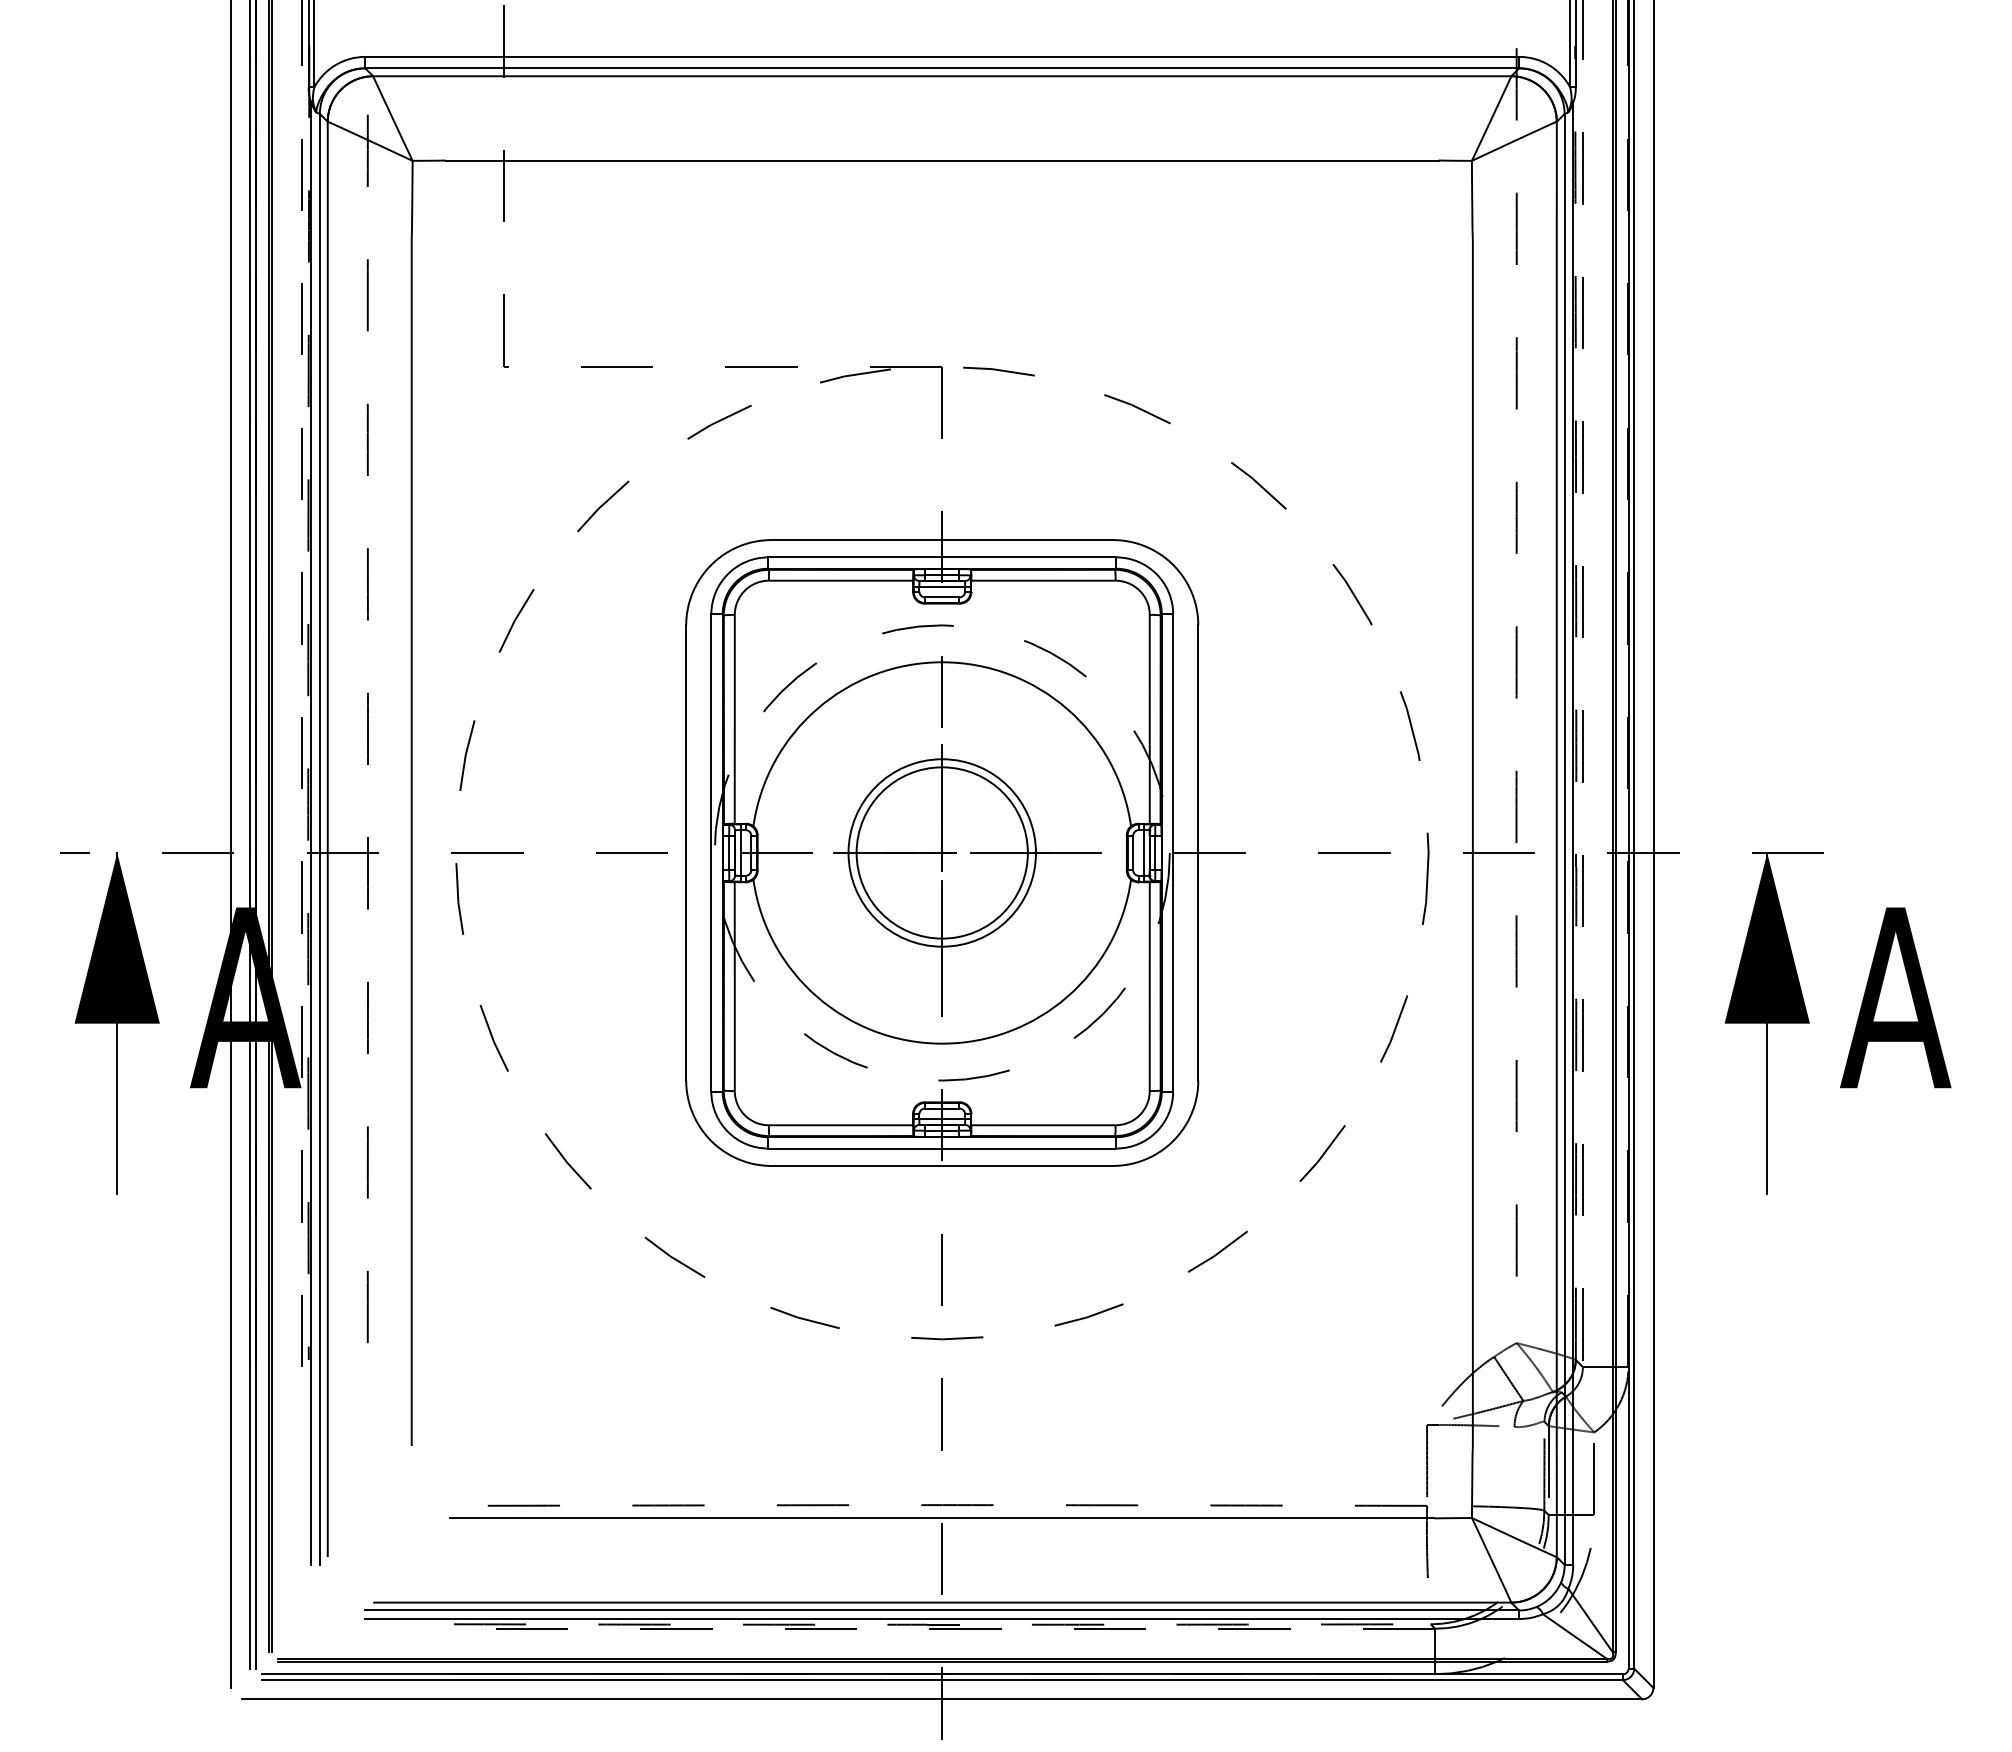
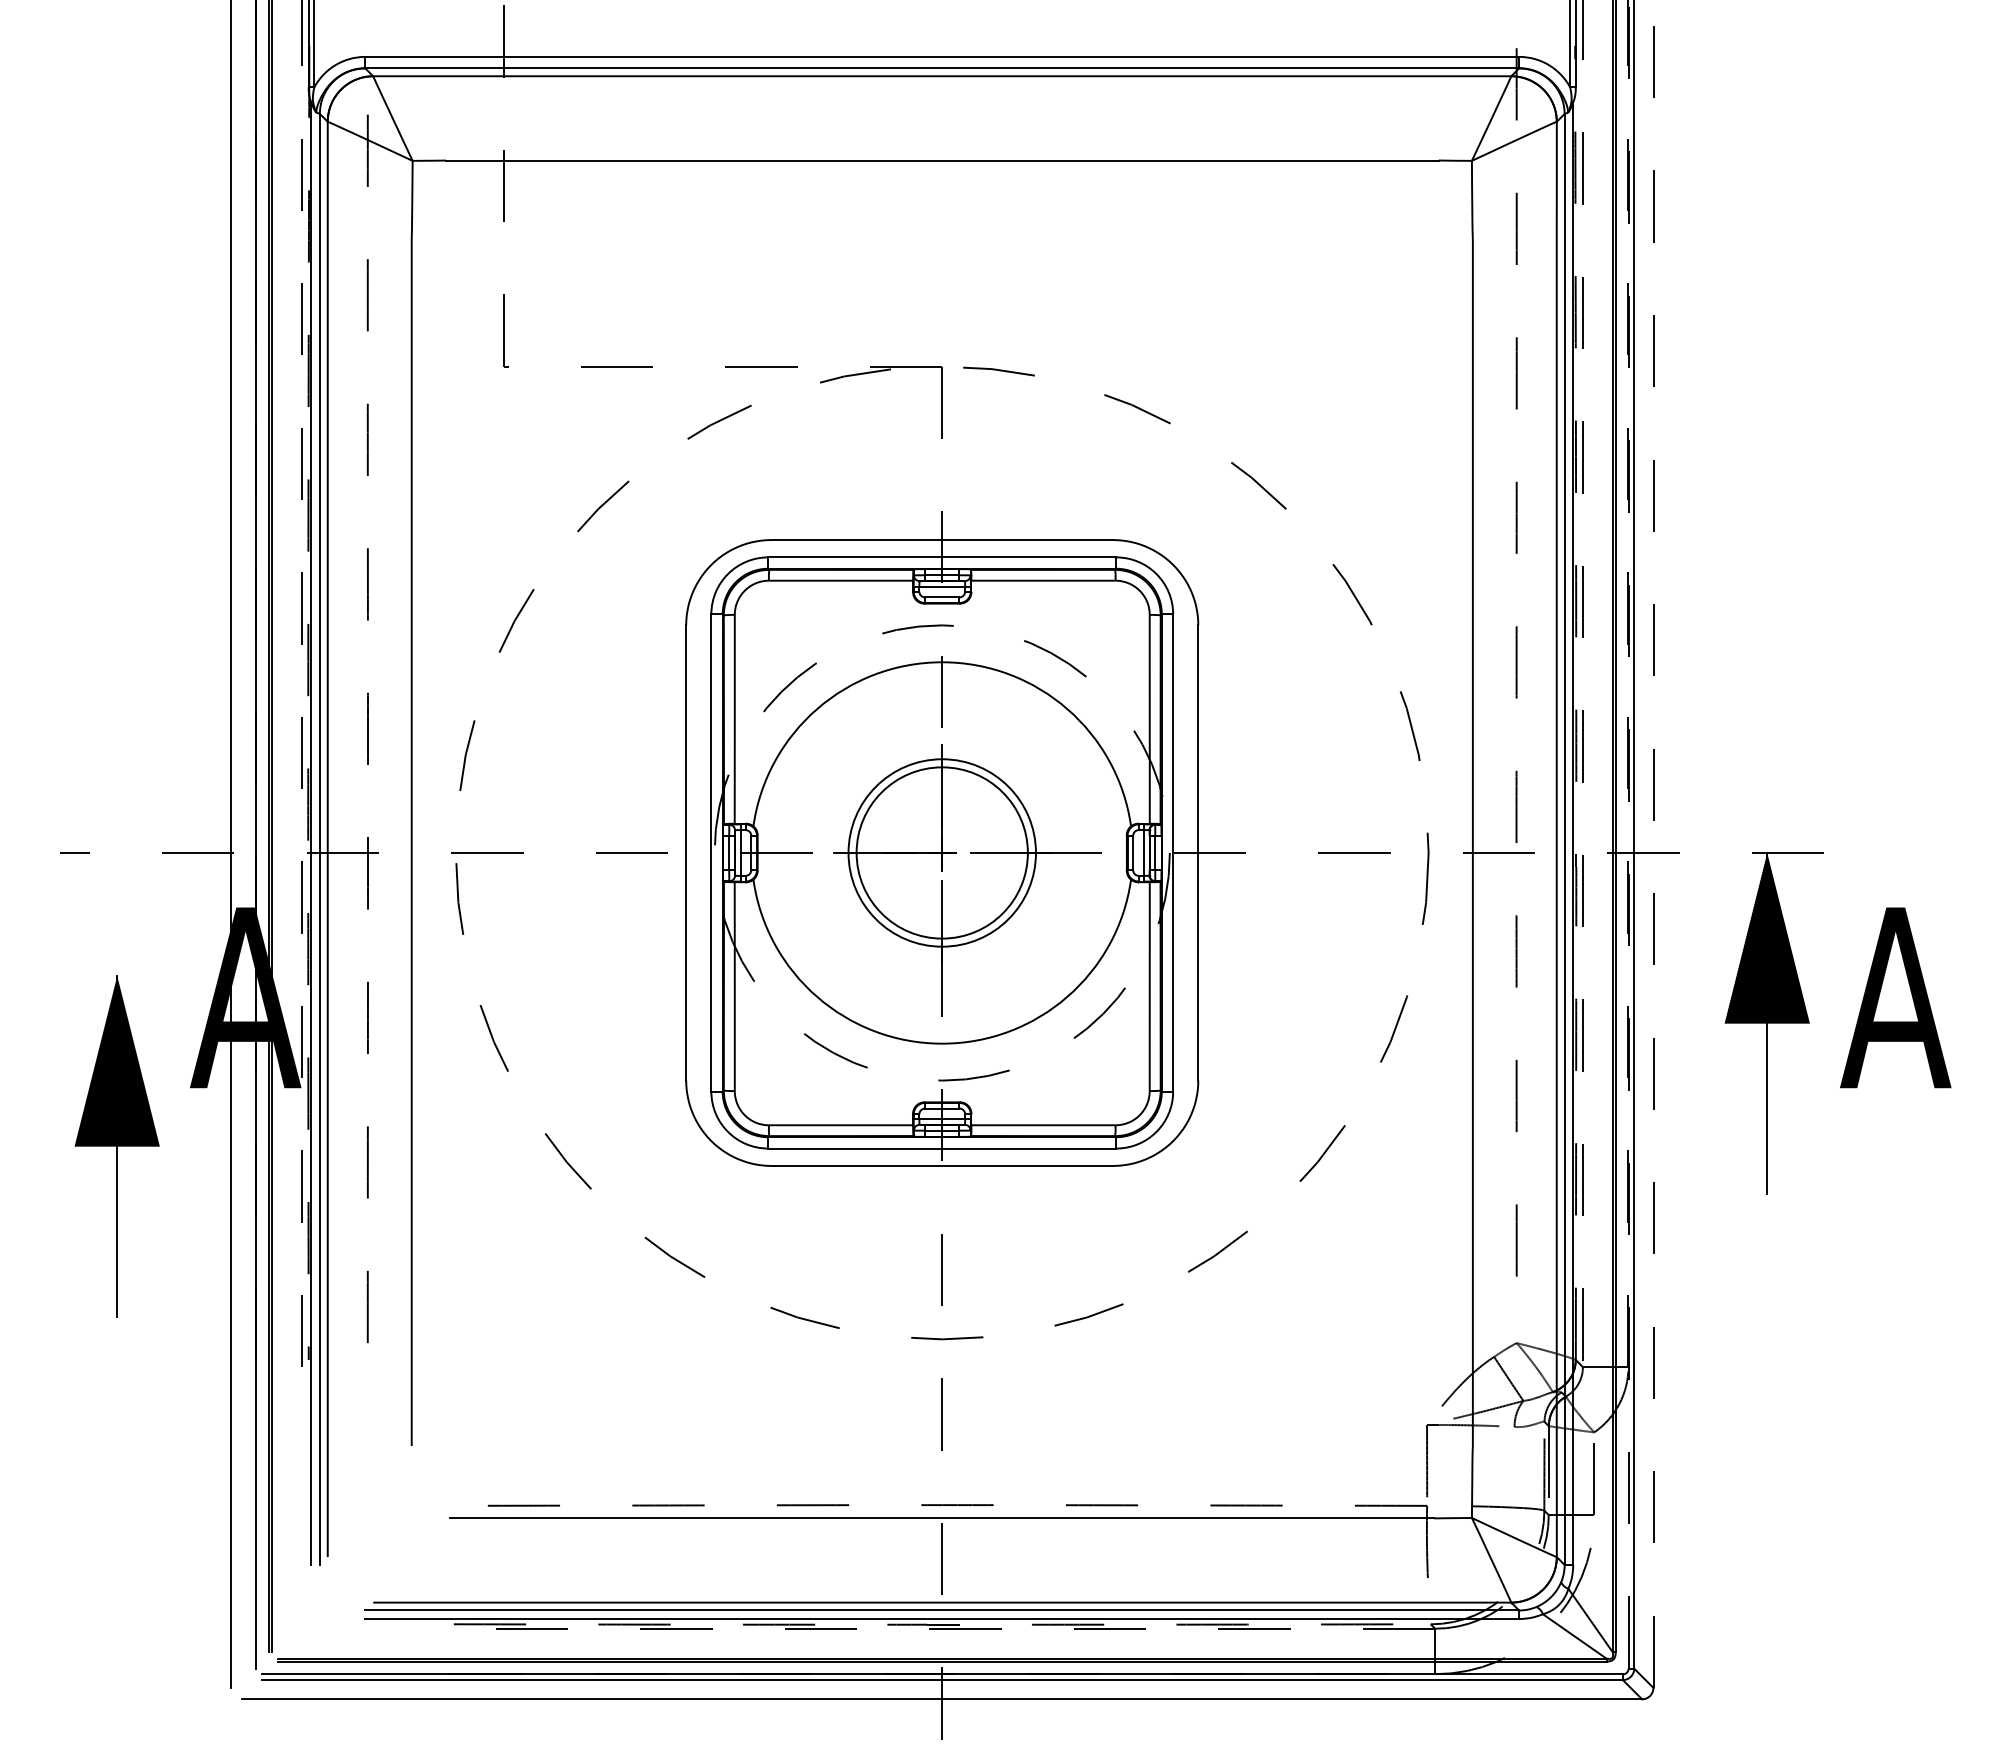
line: solid -> dashed (1628, 833)
line: present -> none (250, 835)
line: solid -> dashed (1653, 844)
part position: (116, 1023) -> (116, 1146) (116, 1146)
